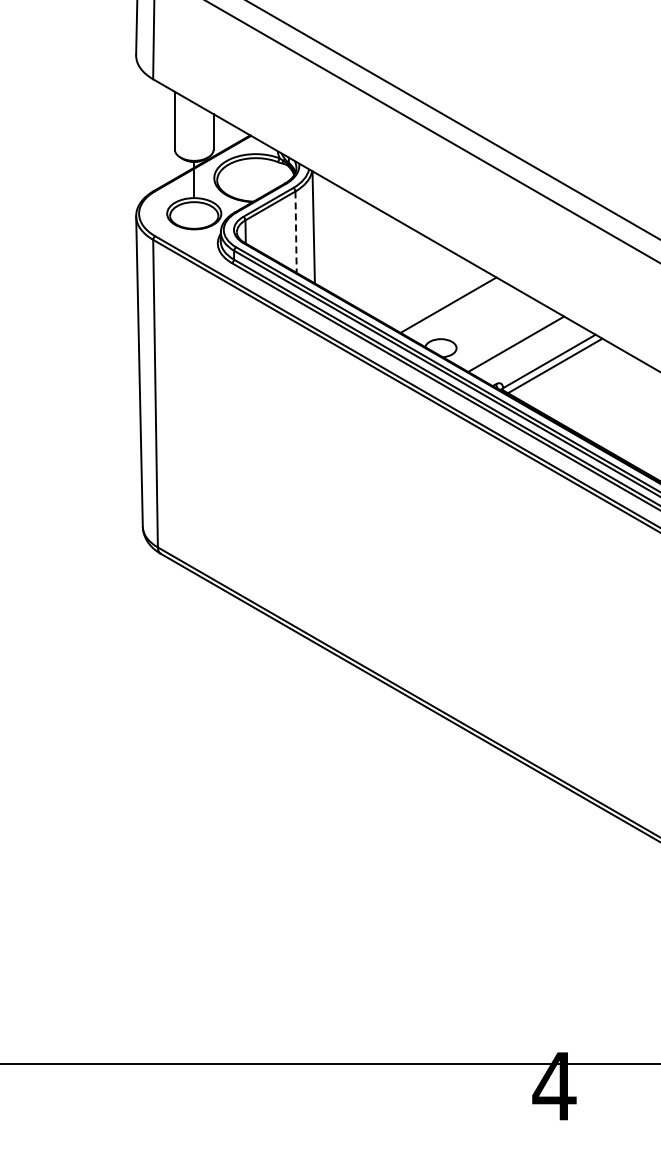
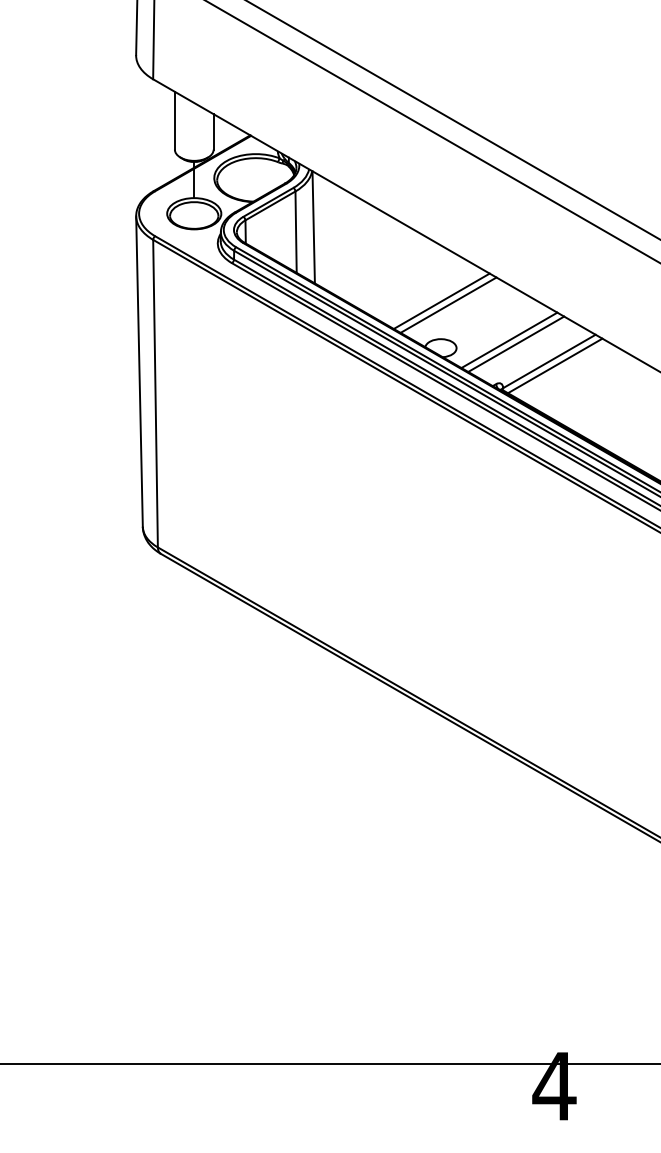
line: dashed -> solid (296, 232)
line: none -> present (441, 300)
line: none -> present (509, 340)
